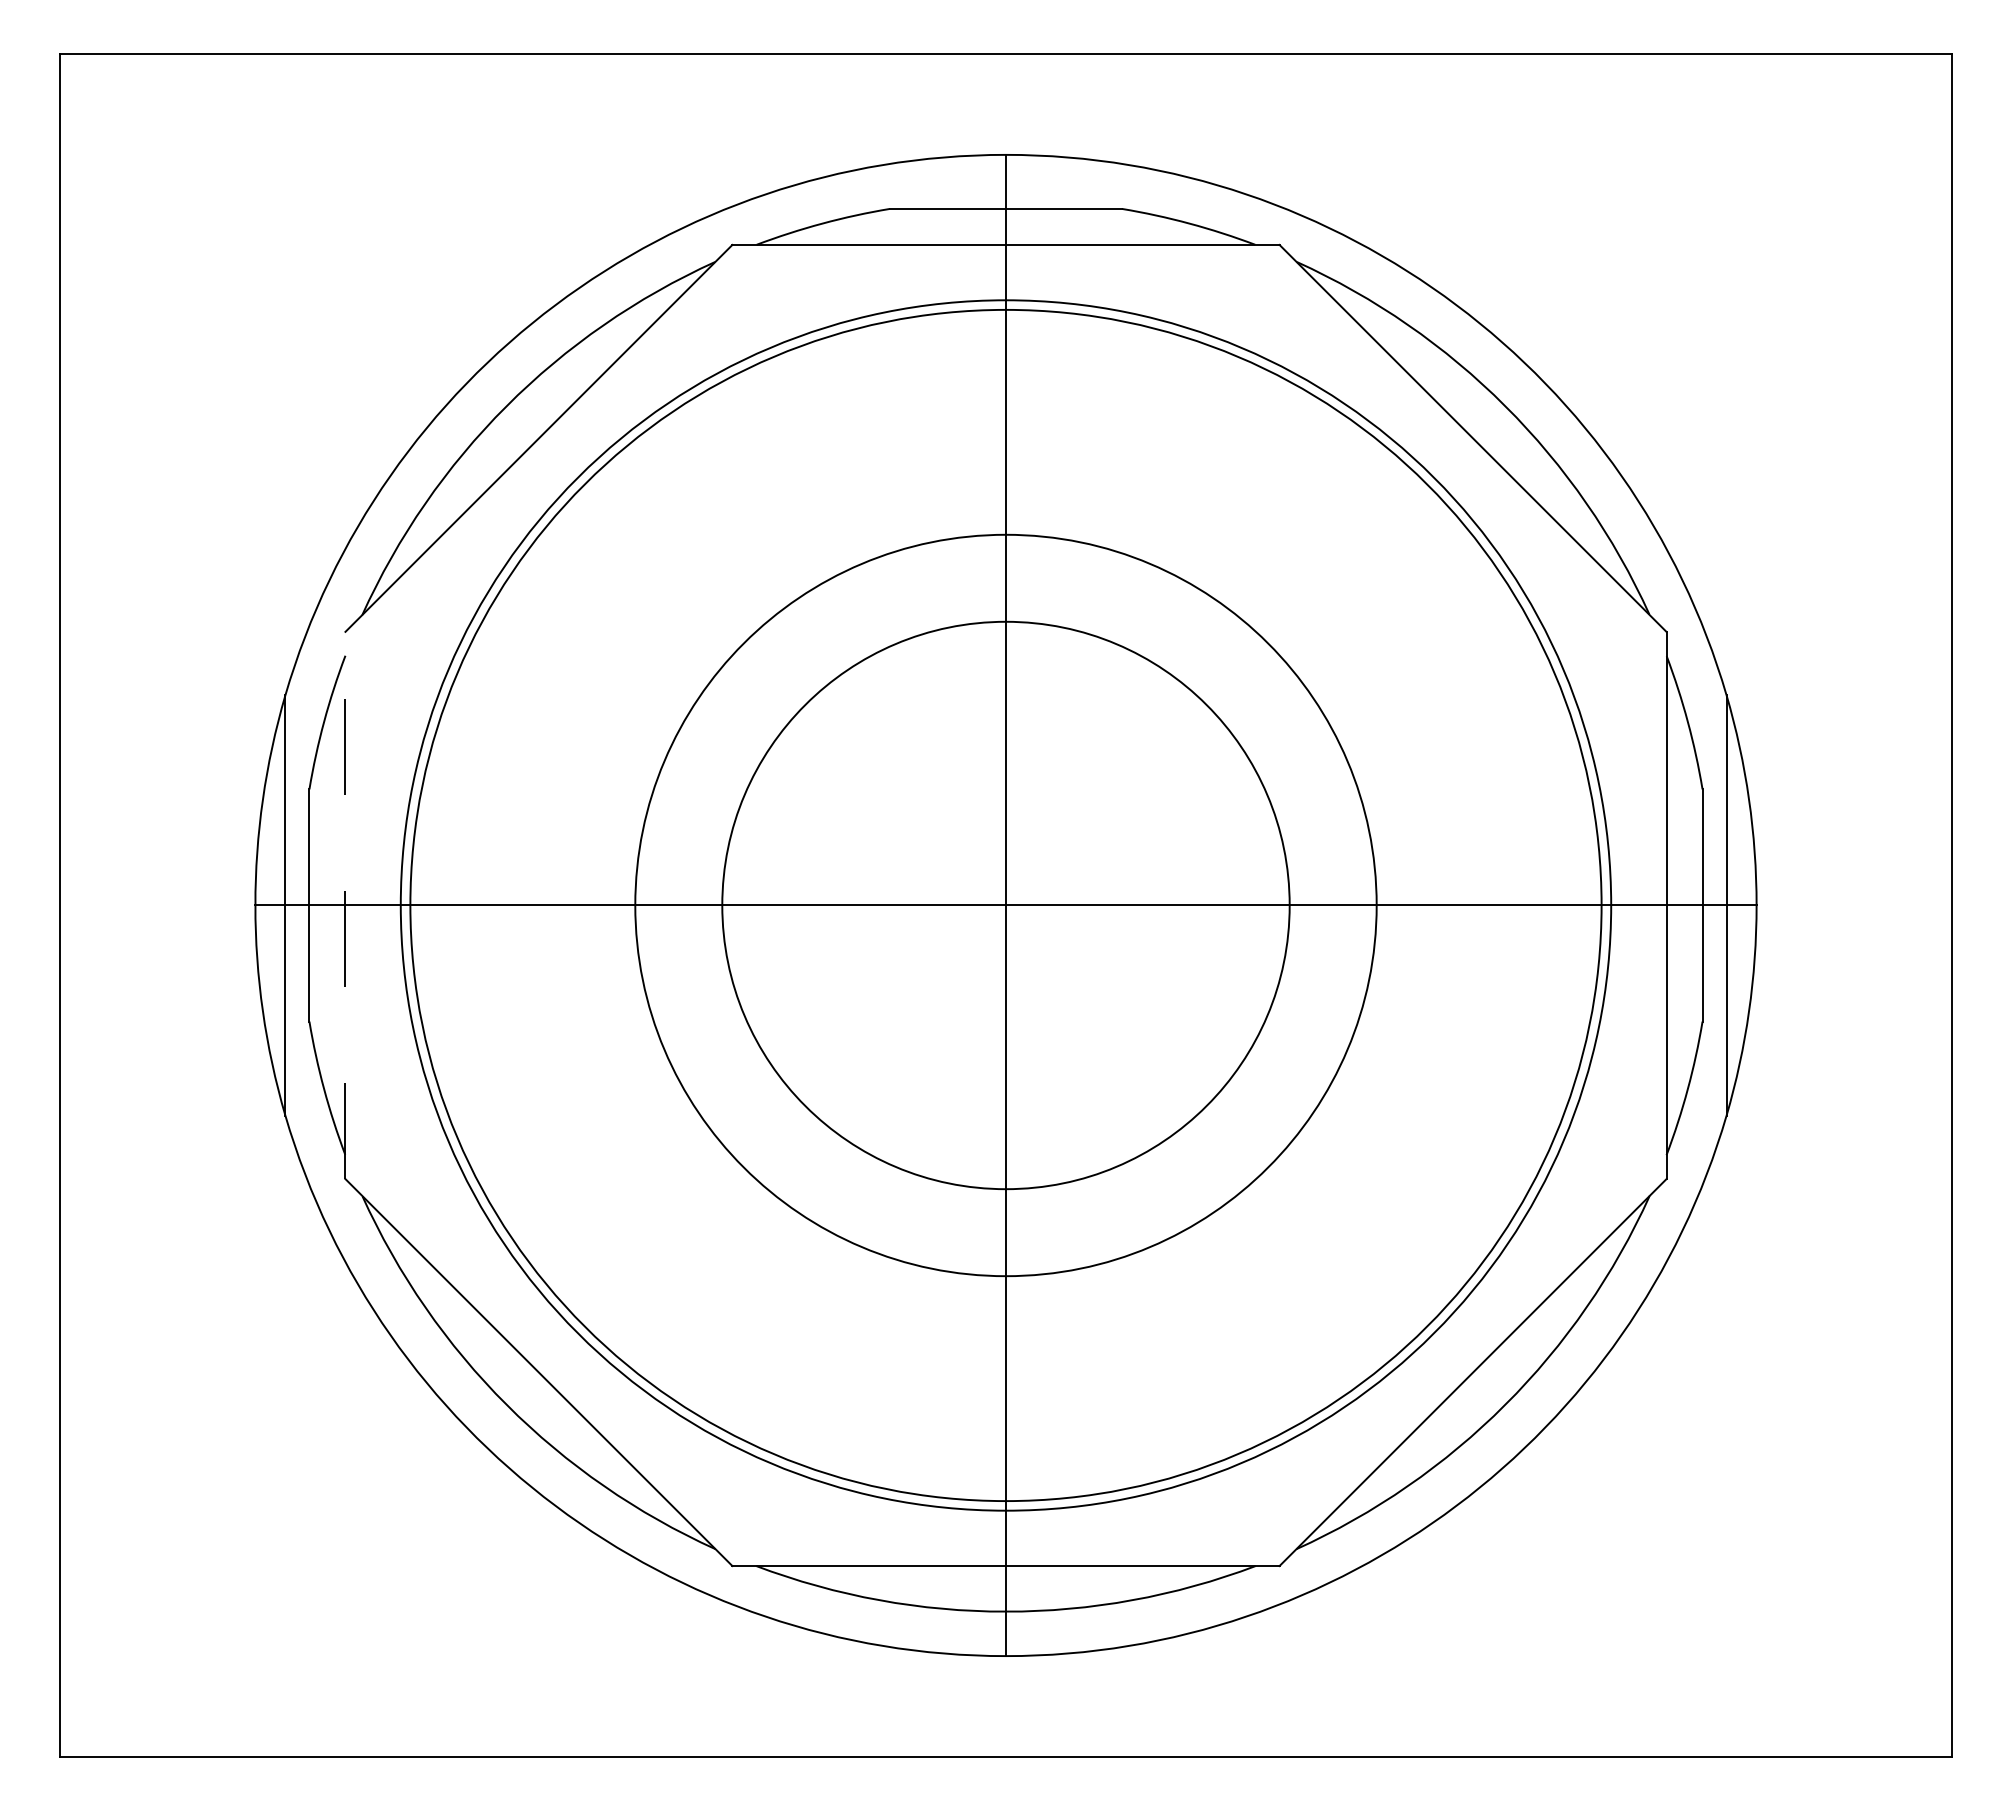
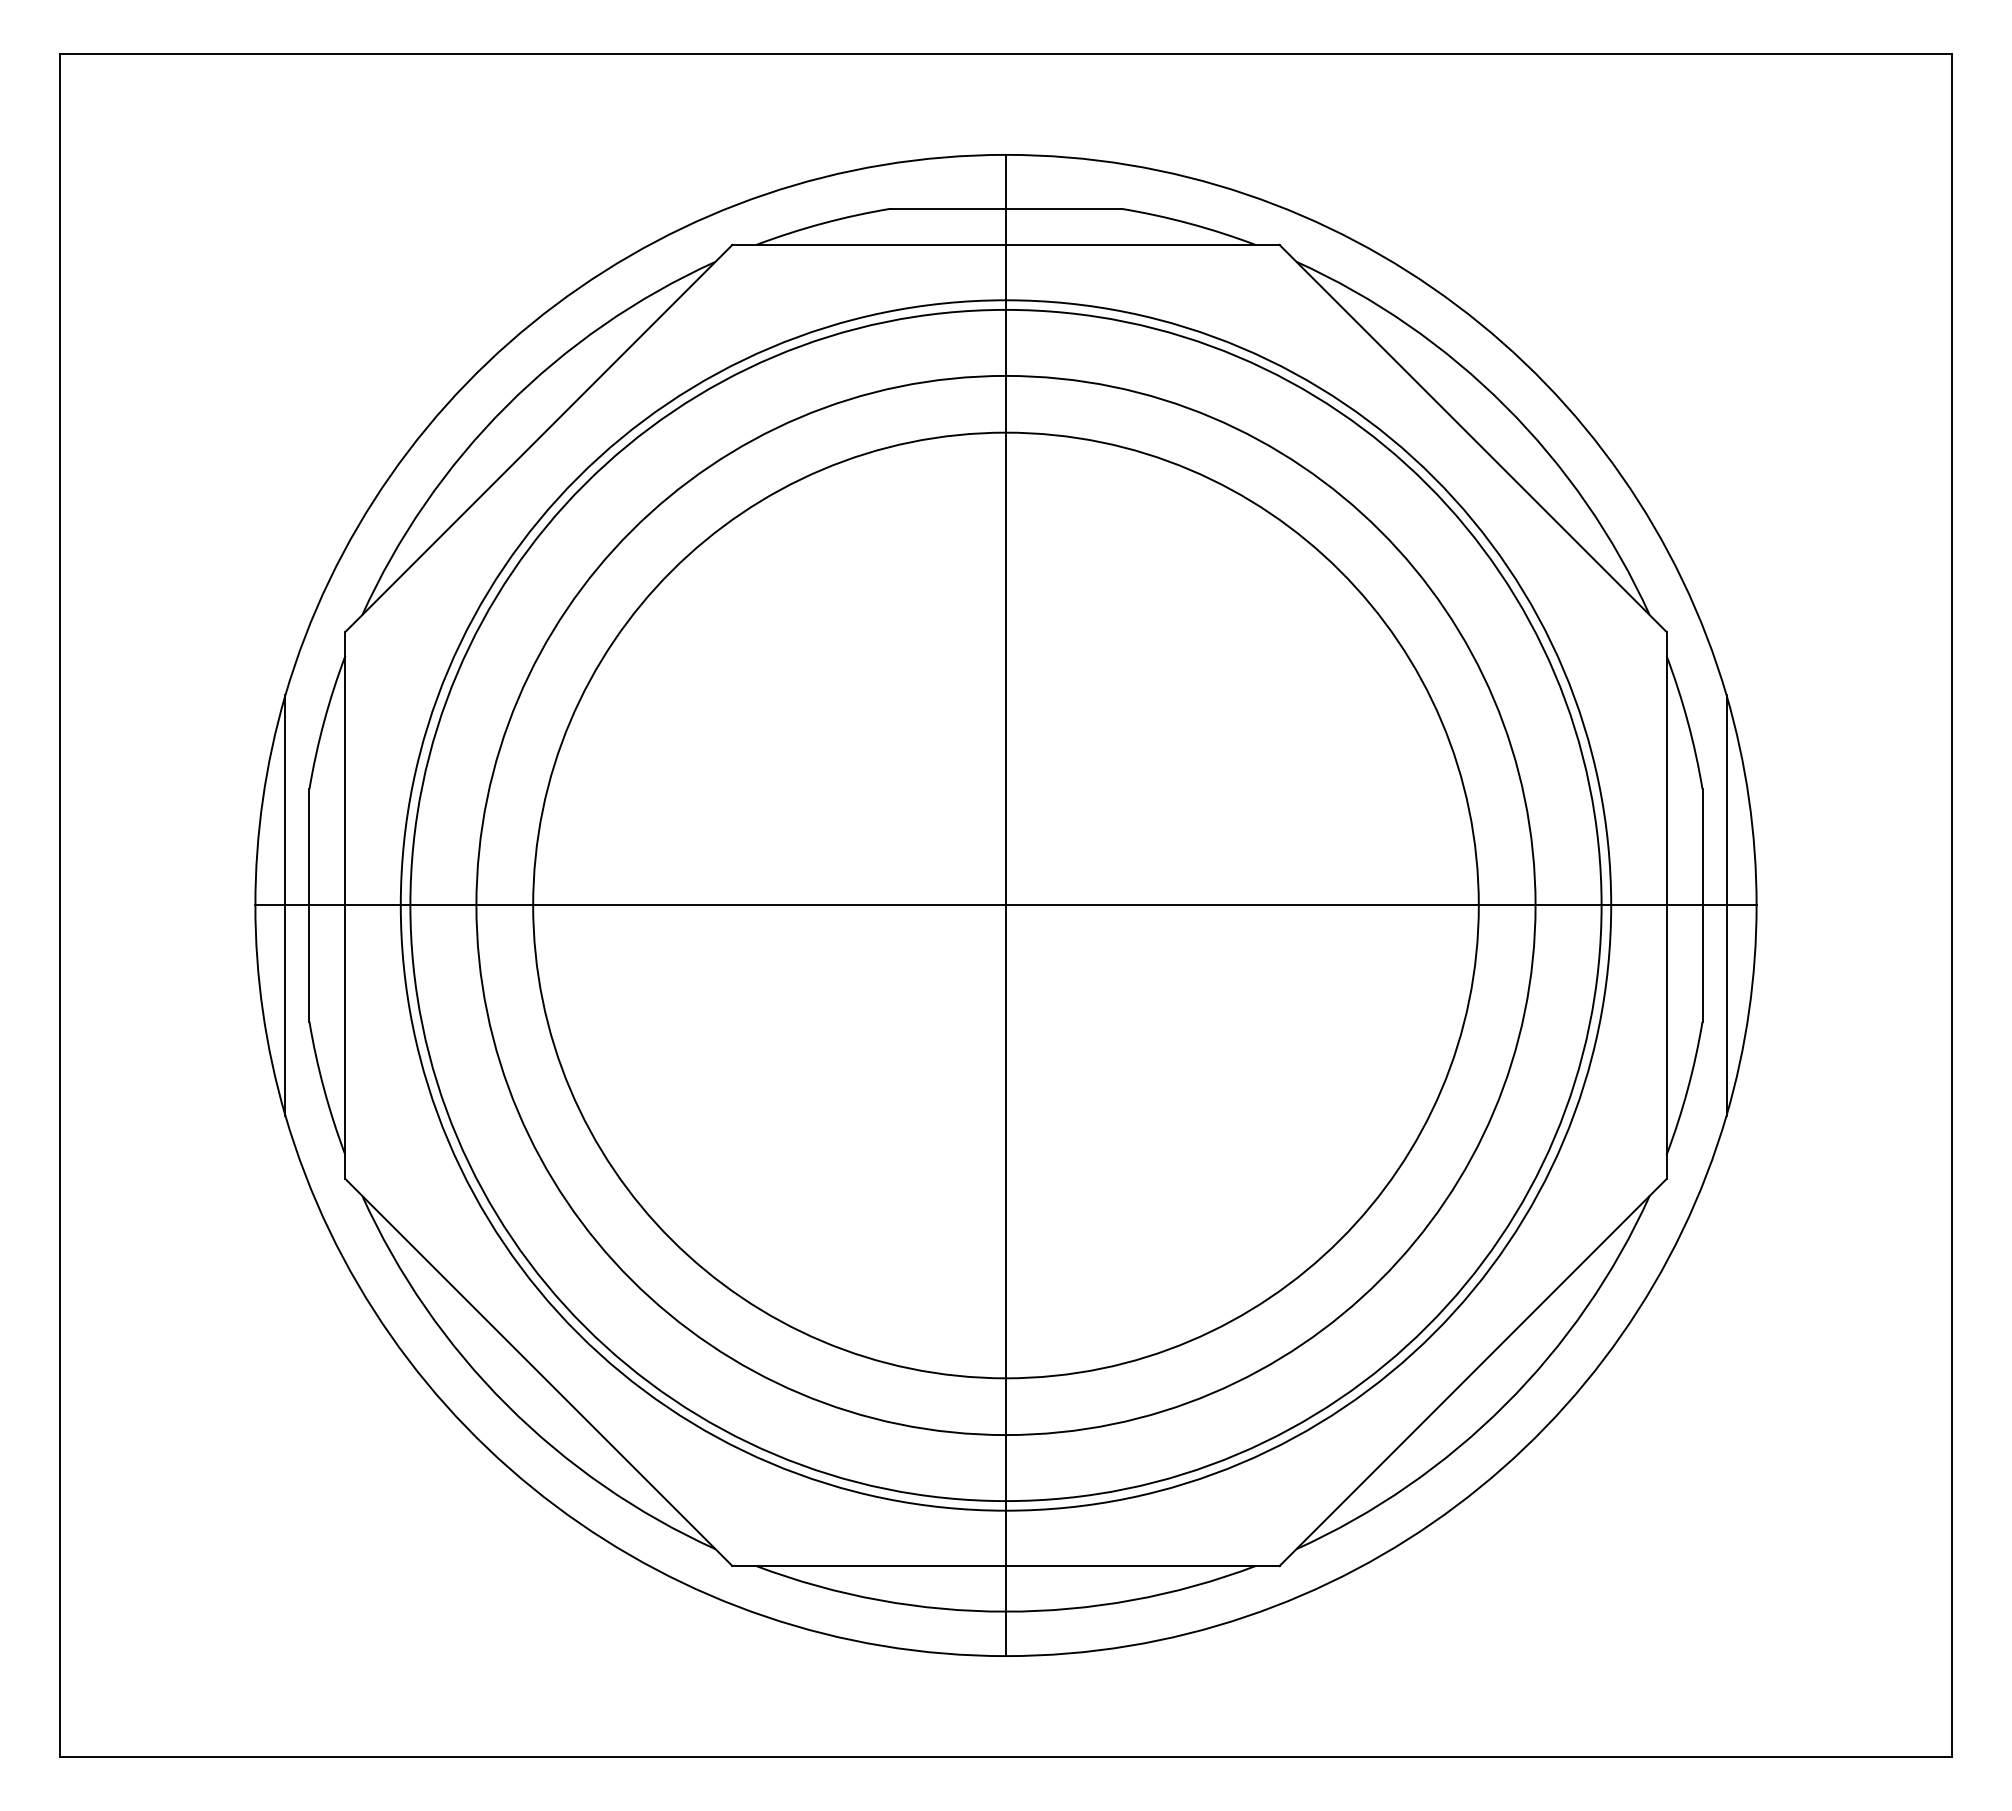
line: dashed -> solid (345, 905)
circle diameter: 567 px -> 946 px (1005, 905)
circle diameter: 741 px -> 1059 px (1005, 905)
